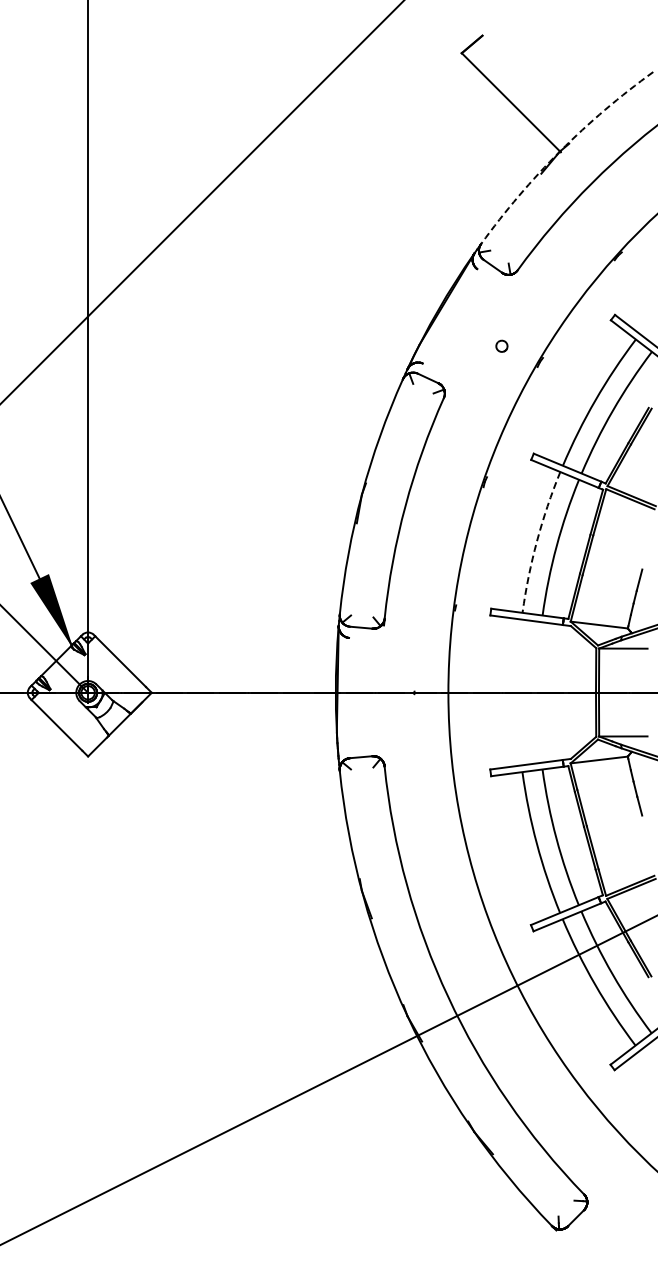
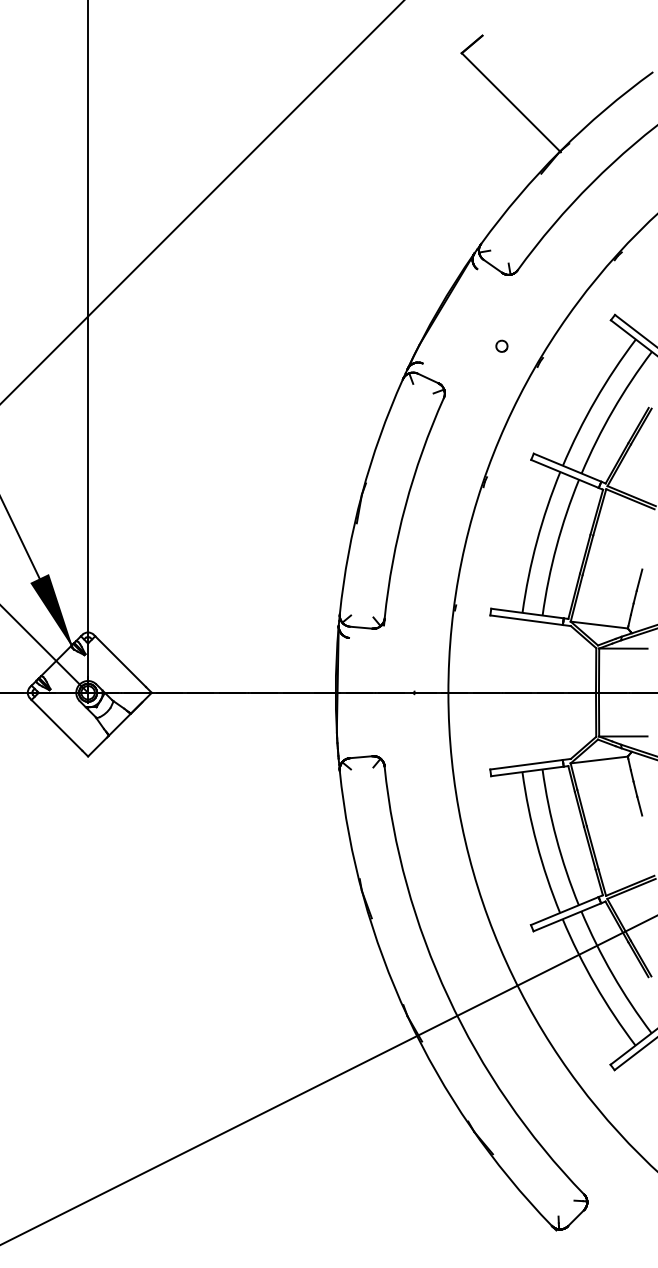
arc: dashed -> solid (560, 151)
arc: dashed -> solid (537, 541)
